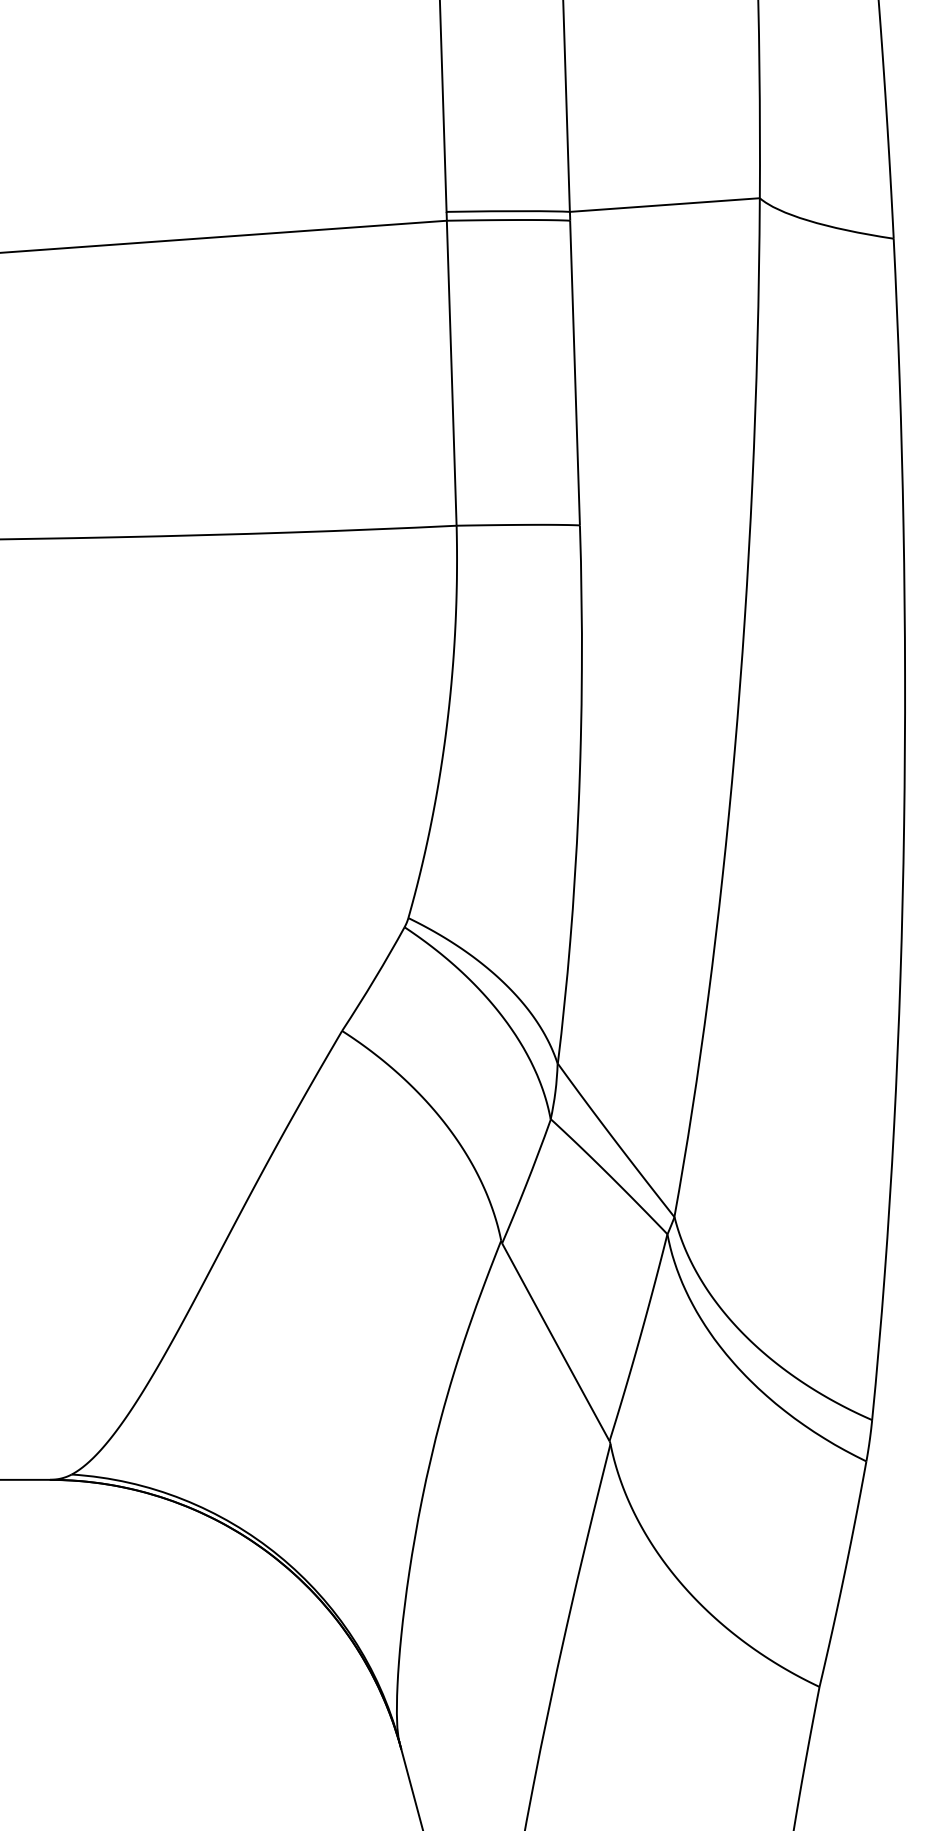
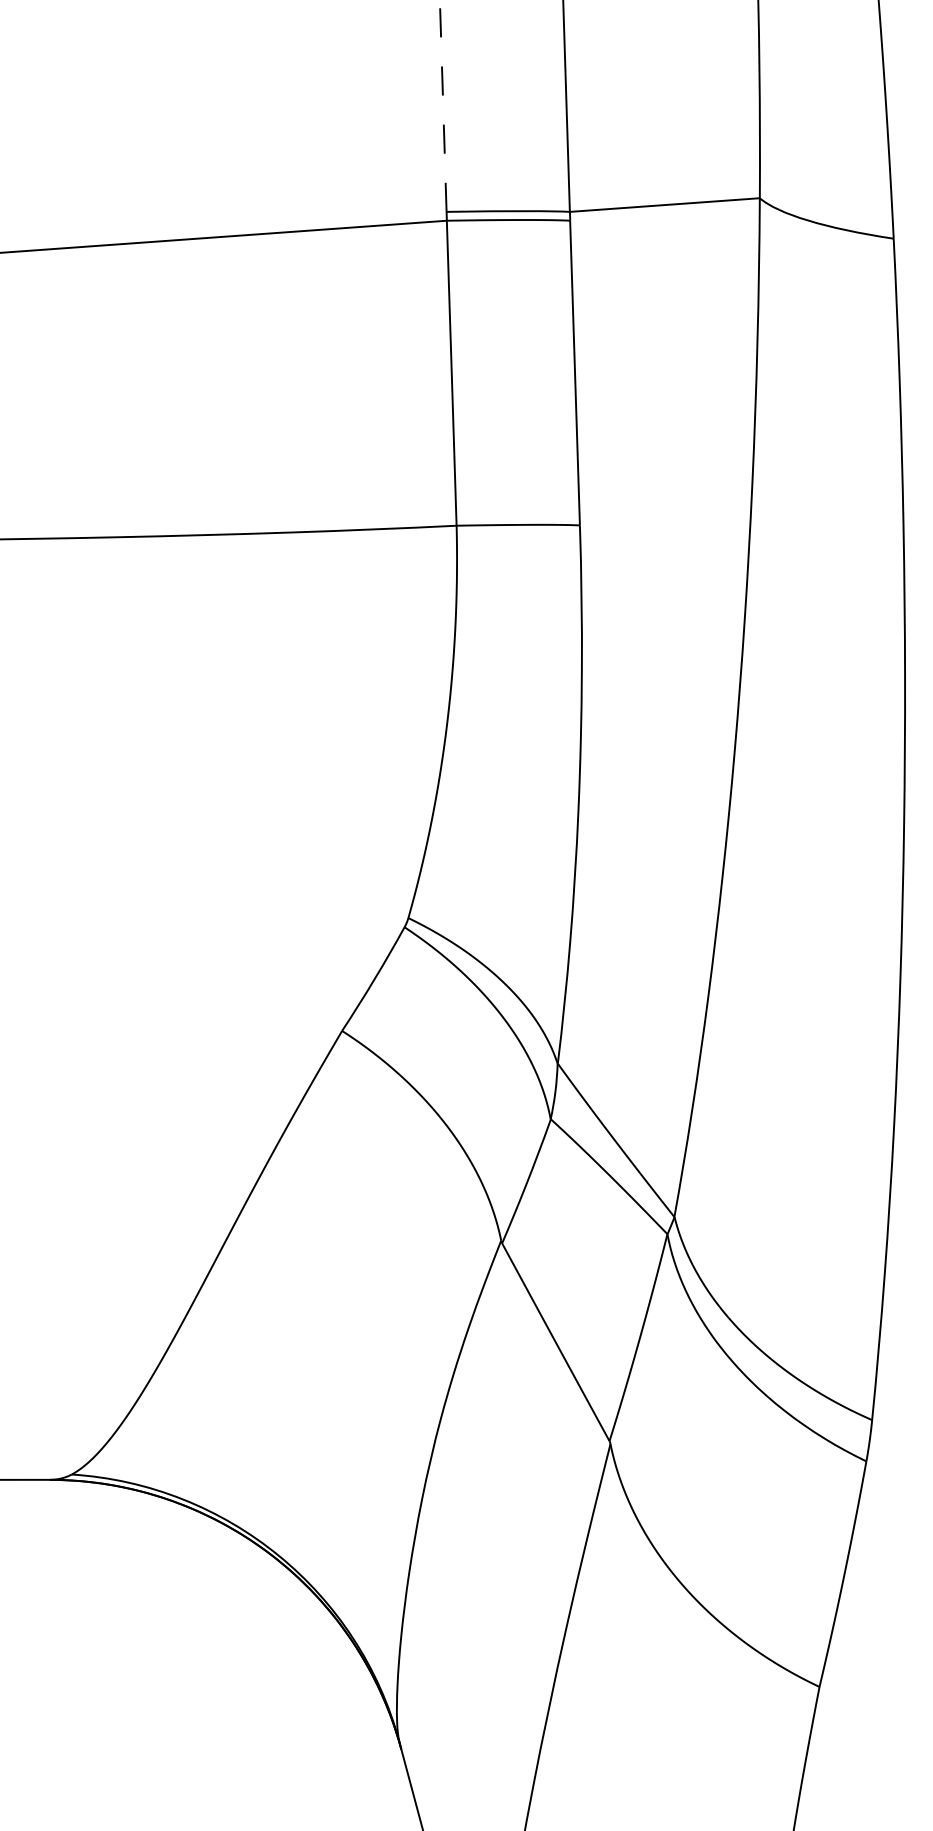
line: solid -> dashed (443, 105)
